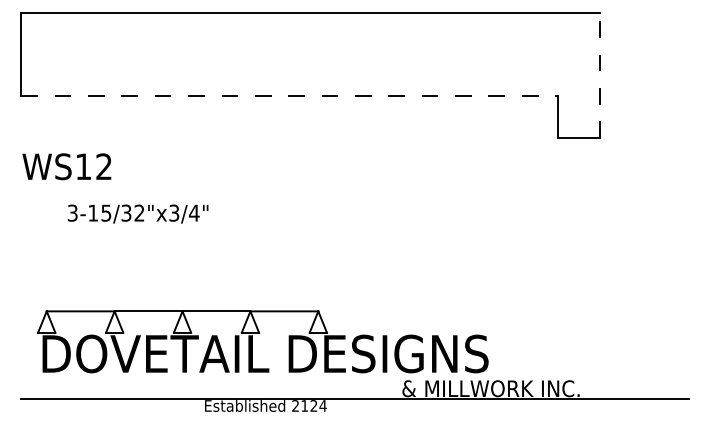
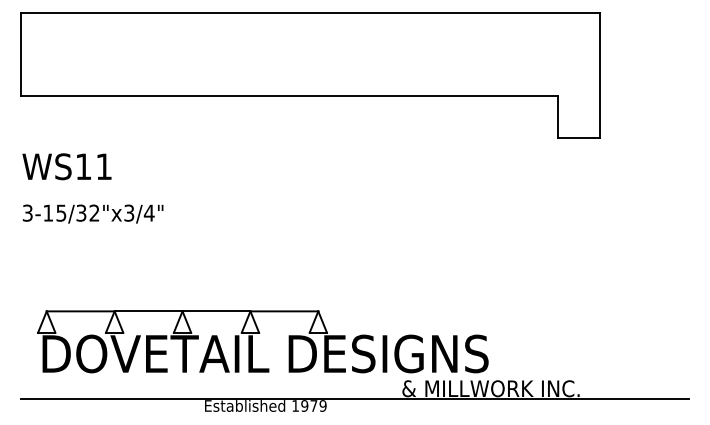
line: dashed -> solid (600, 75)
line: dashed -> solid (289, 96)
text: WS12 -> WS11 (103, 166)
text position: (137, 213) -> (92, 213) (92, 213)
text: 2124 -> 1979 (309, 405)
